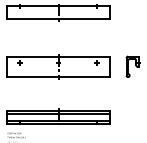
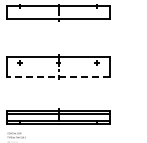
part: present -> none (132, 66)
line: solid -> dashed (58, 77)
